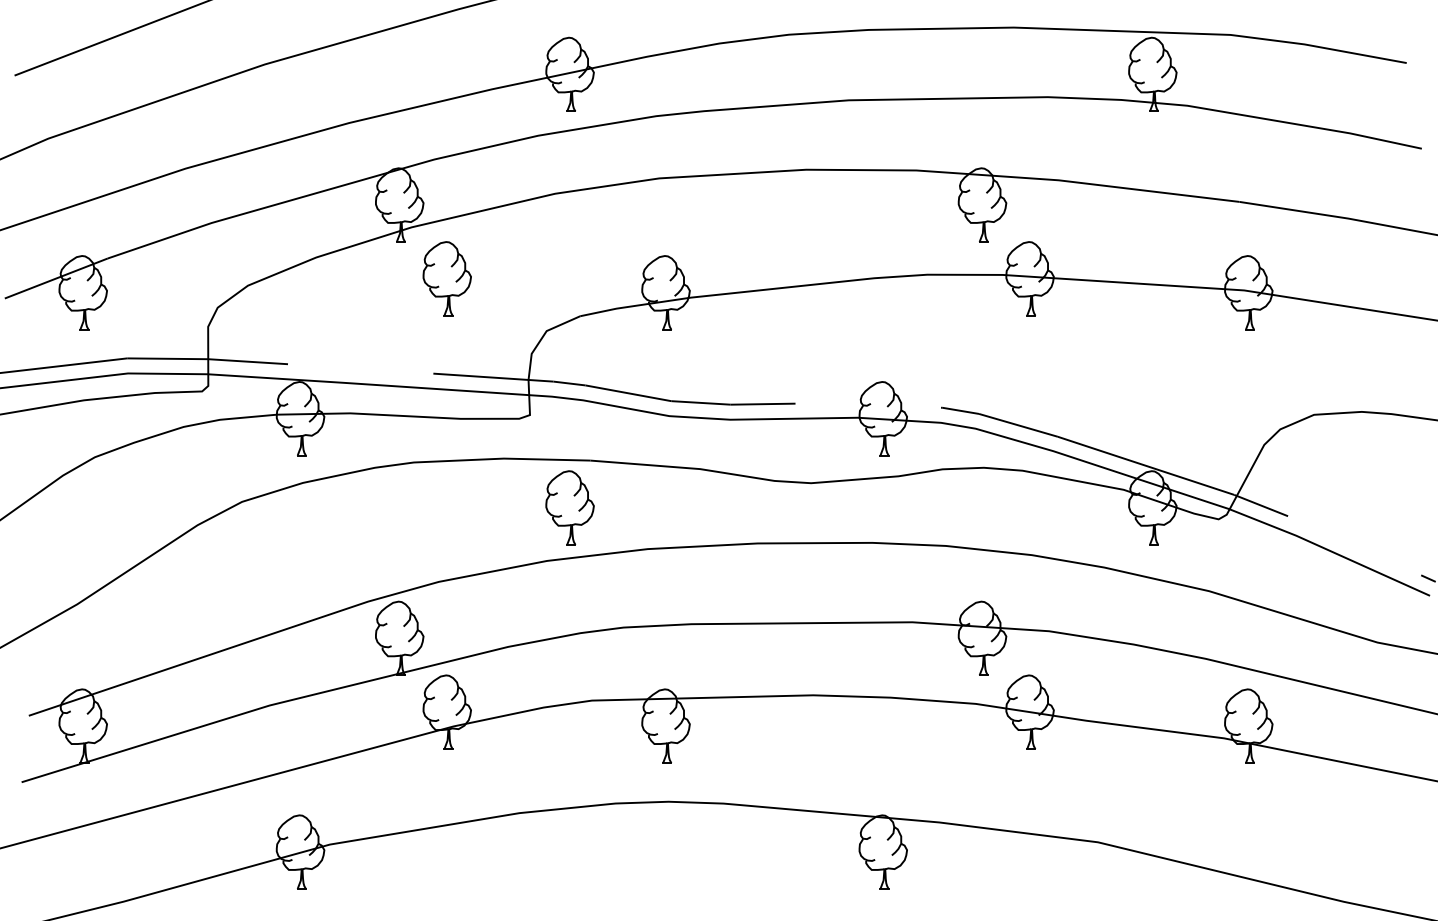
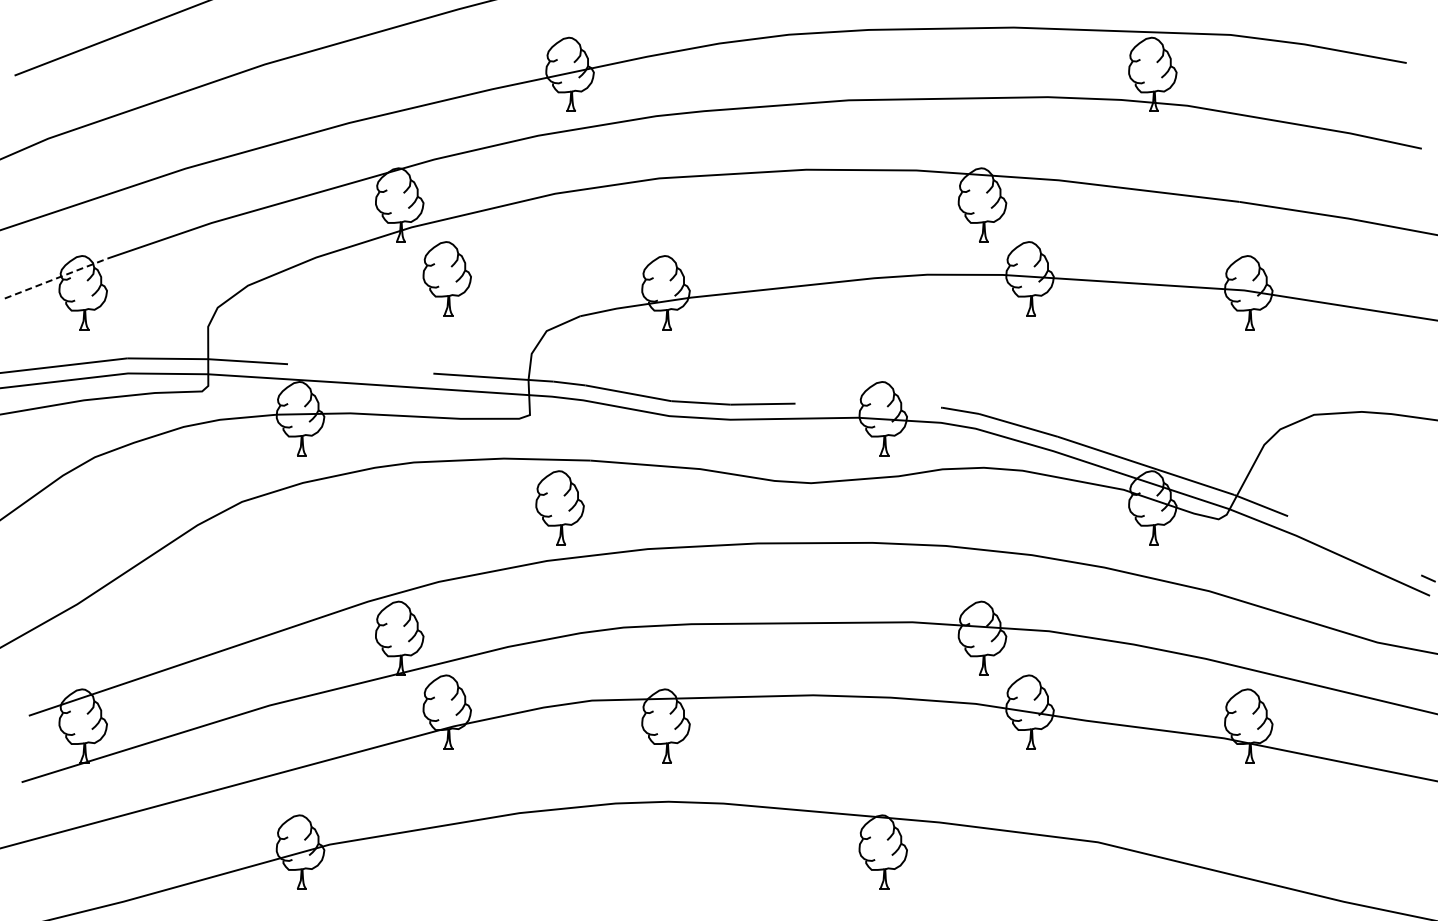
line: solid -> dashed (56, 278)
part position: (569, 507) -> (559, 507) (559, 507)
